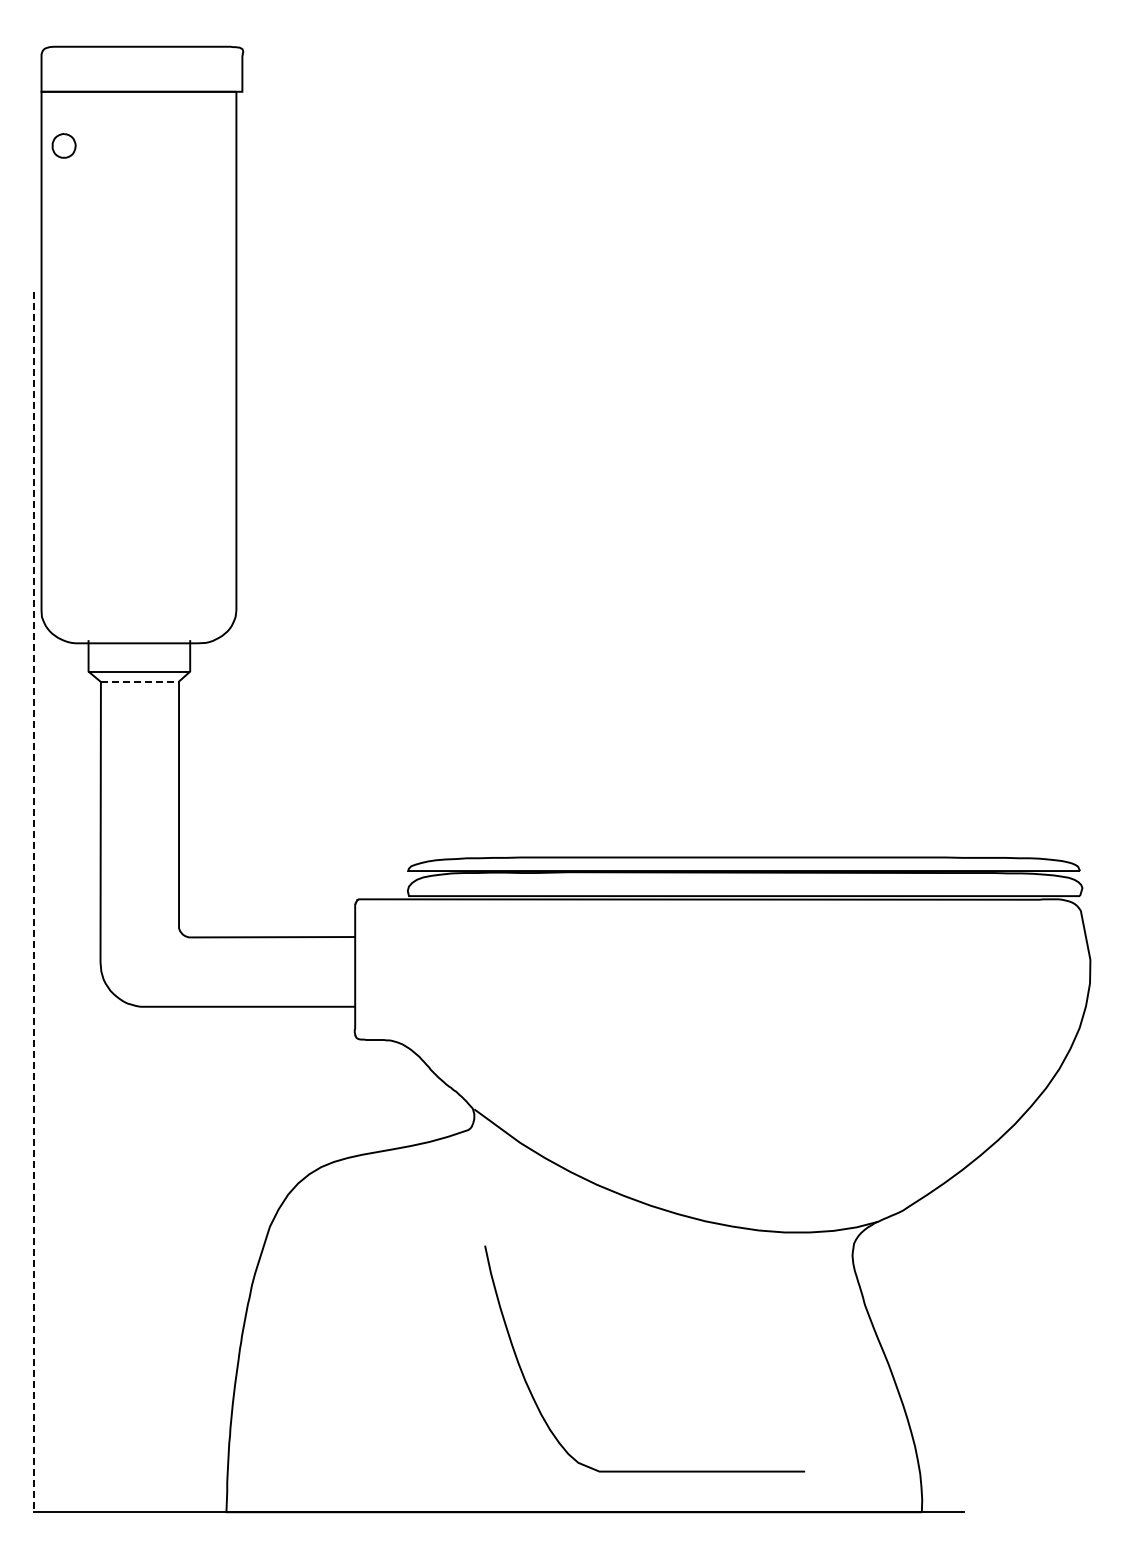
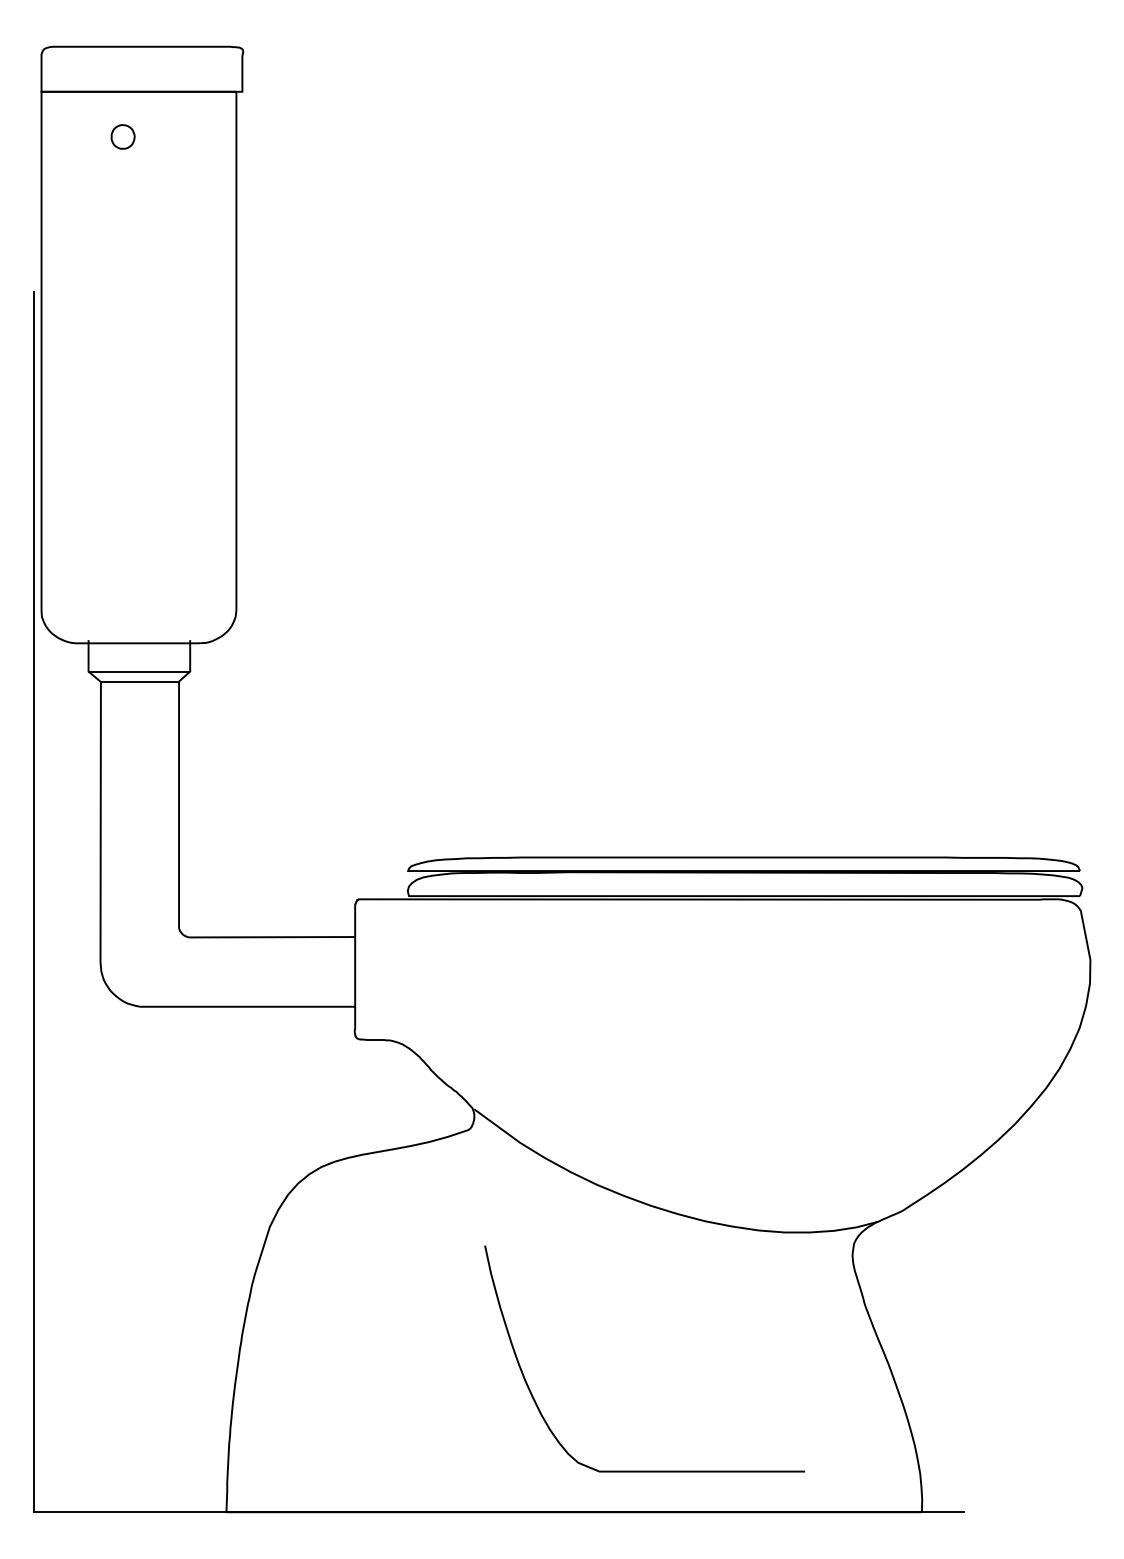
part position: (63, 145) -> (122, 136) (122, 136)
line: dashed -> solid (140, 681)
line: dashed -> solid (33, 902)
